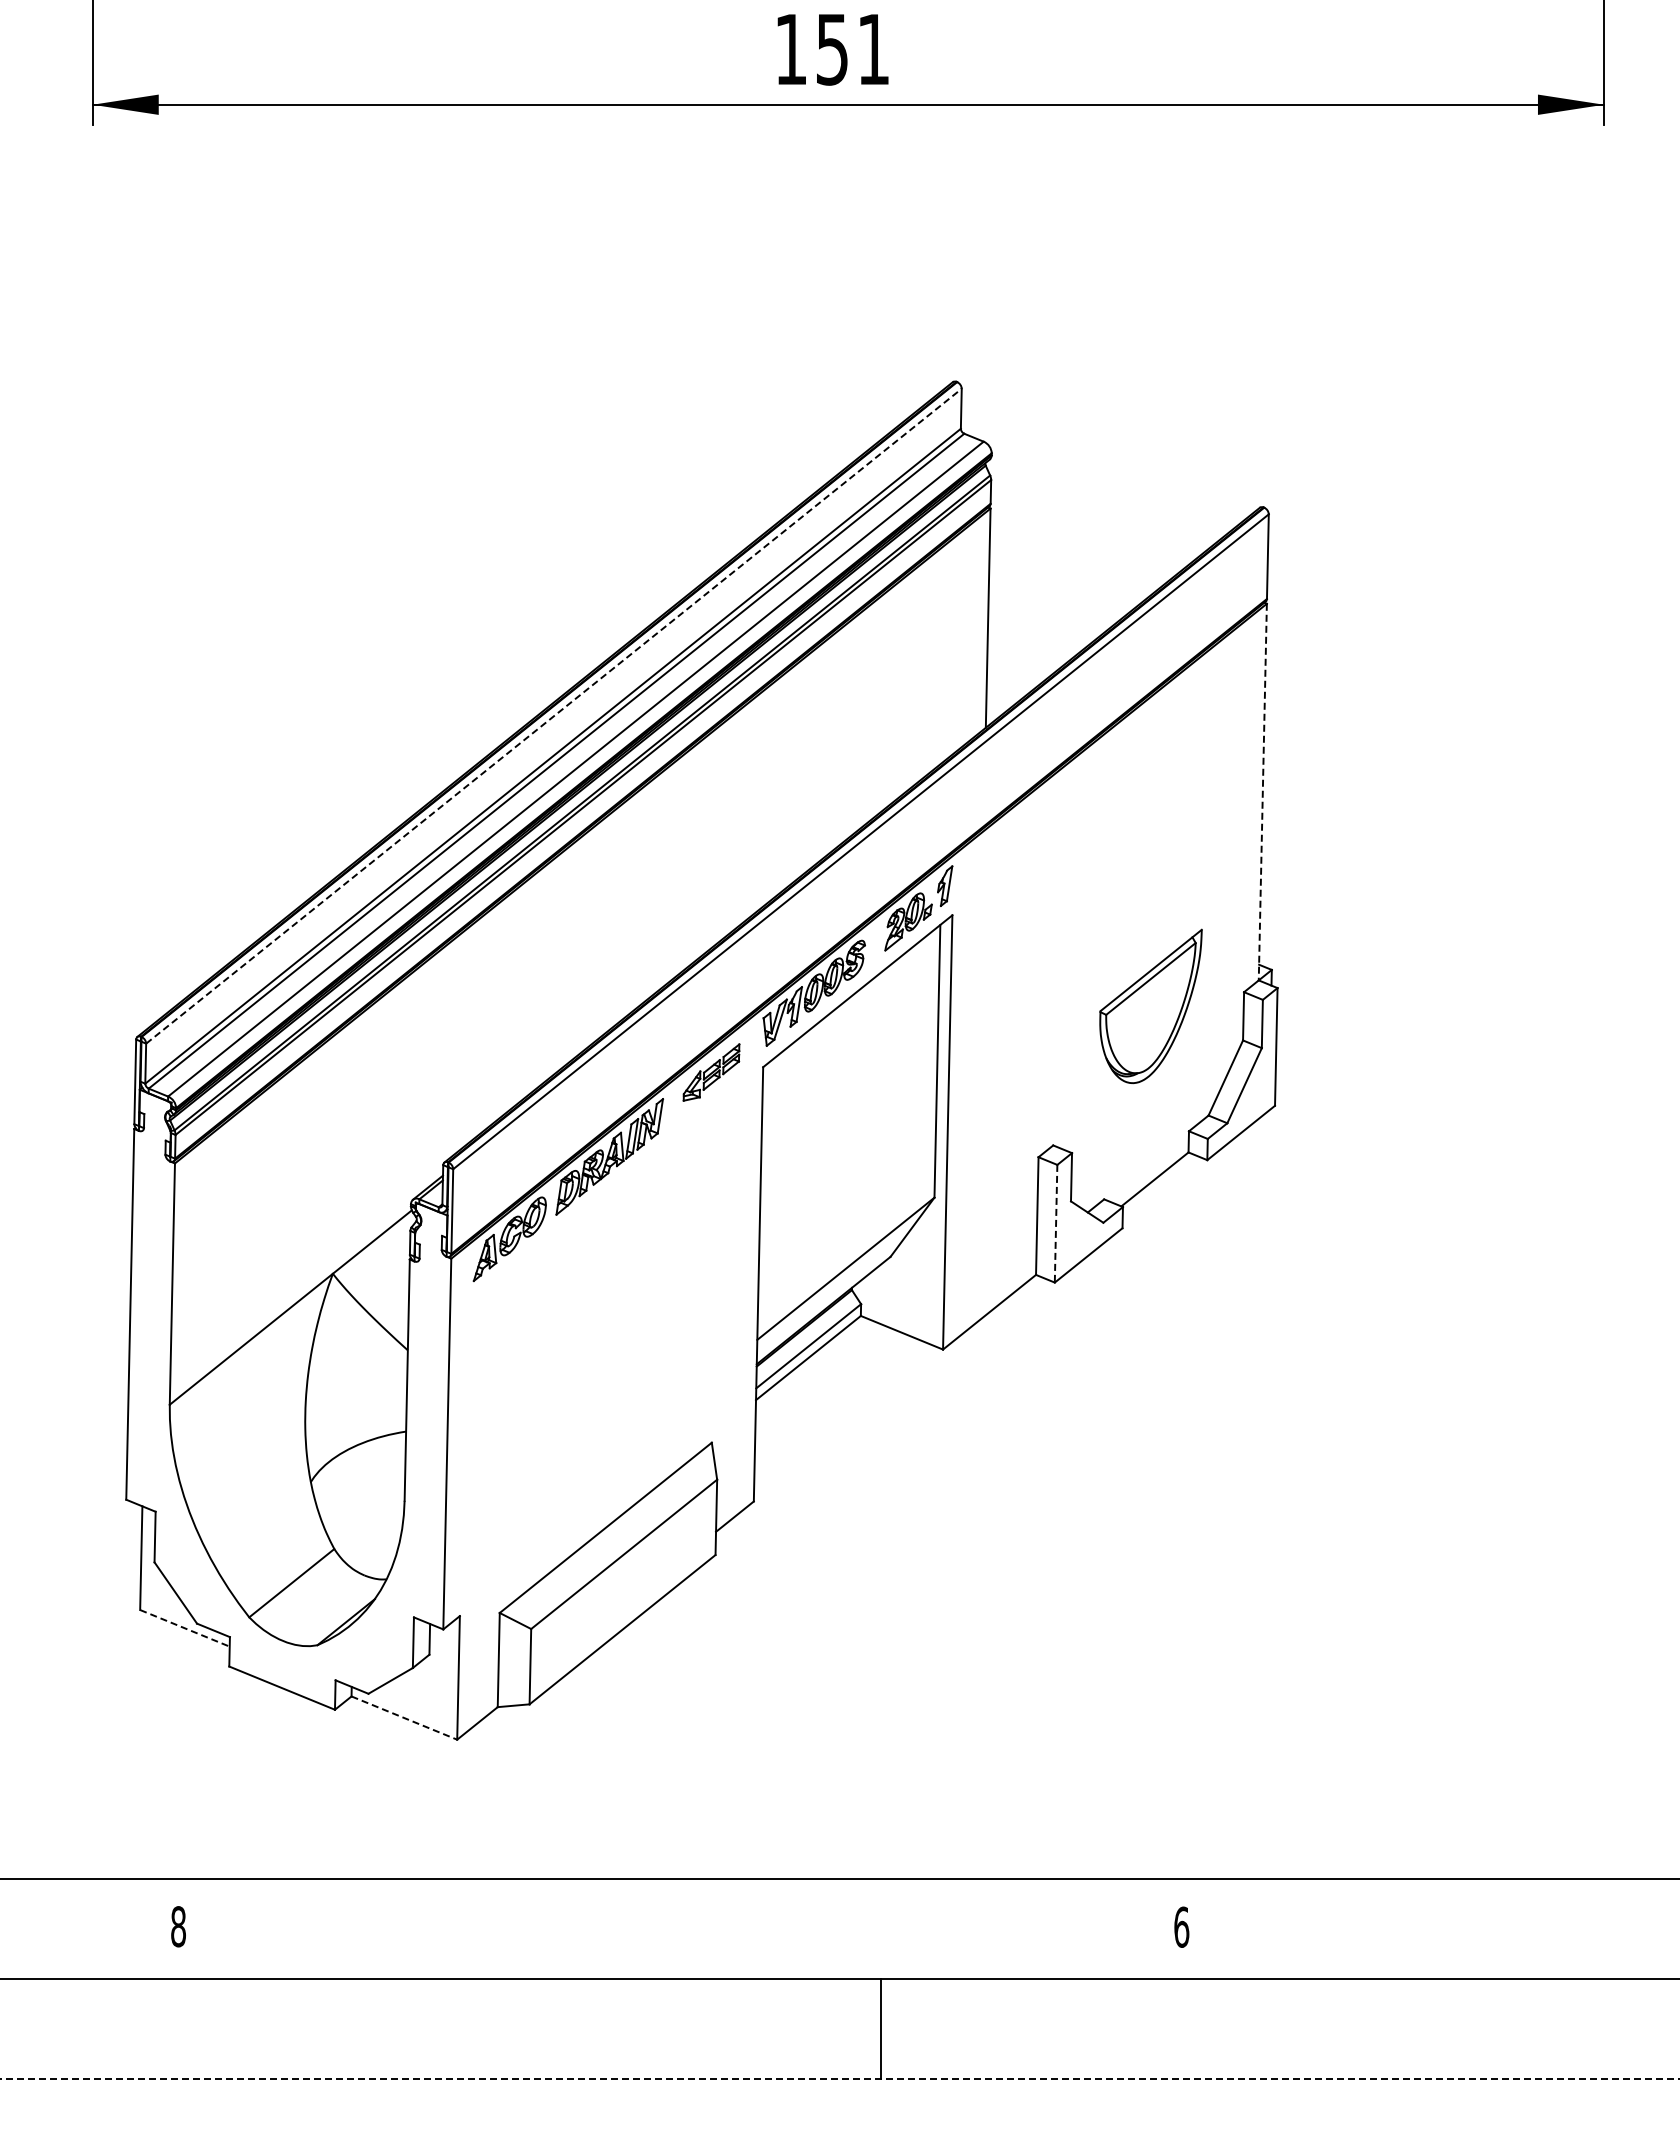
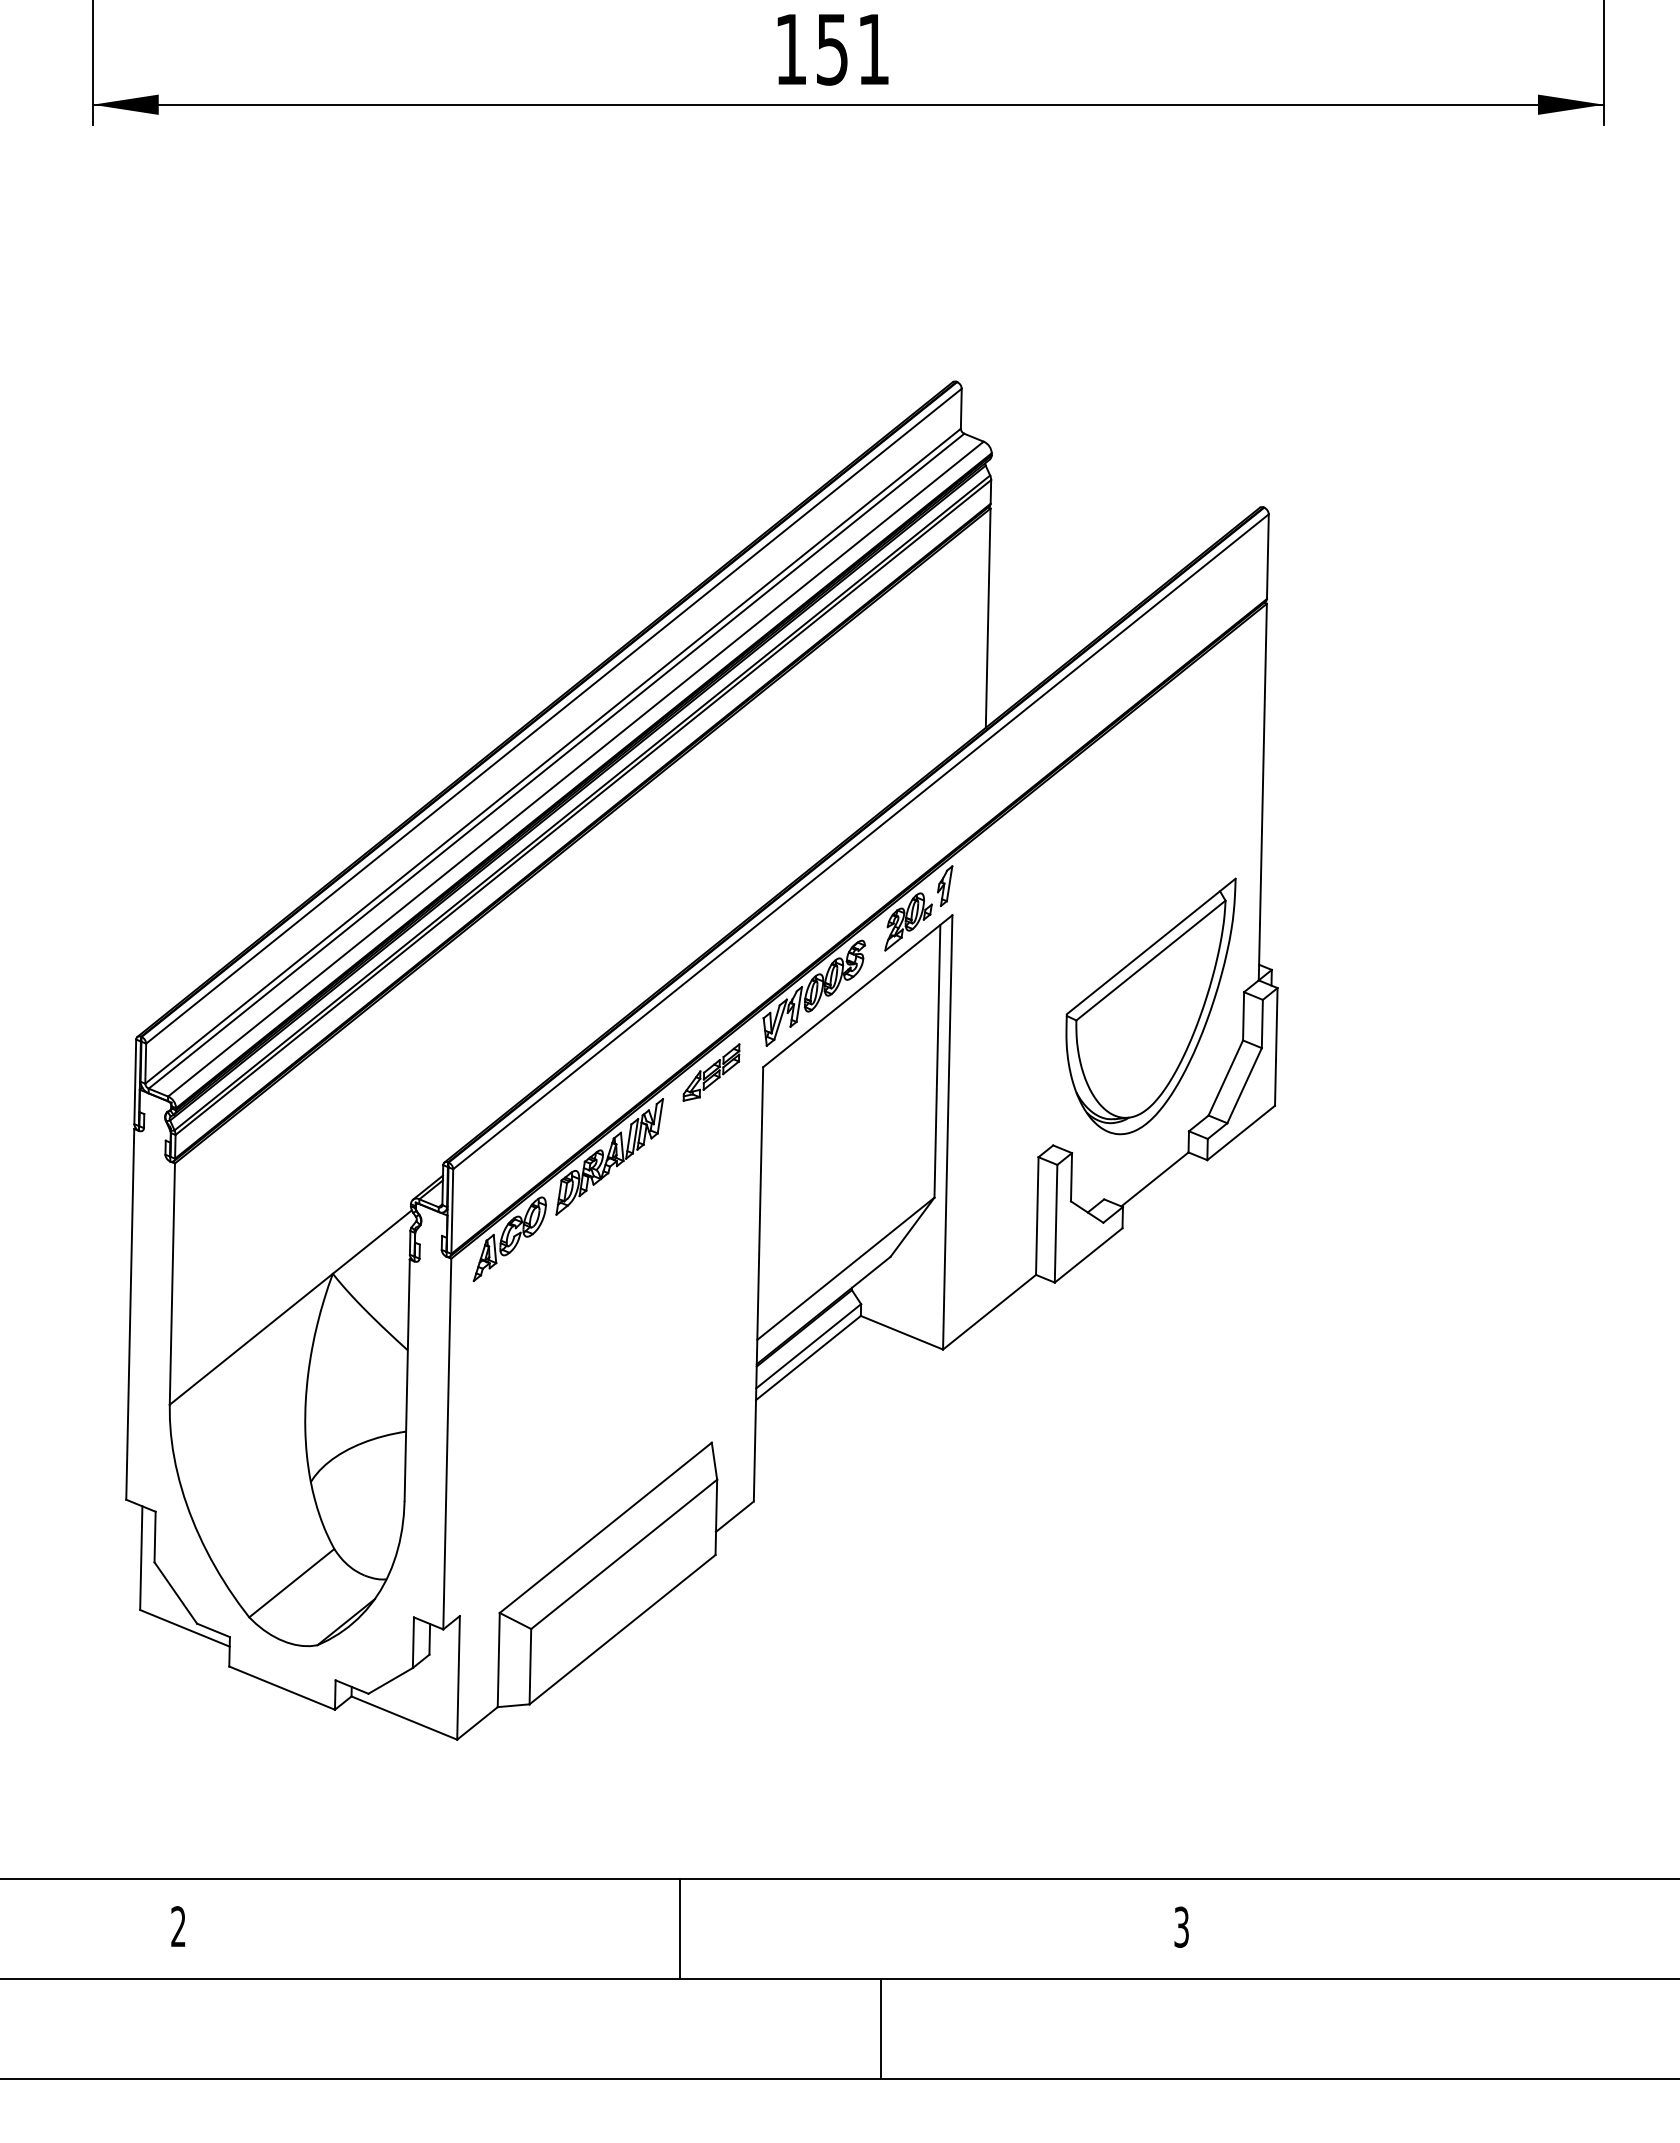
line: dashed -> solid (553, 716)
line: dashed -> solid (1262, 792)
part size: 104x157 px -> 172x259 px (1150, 1006)
line: dashed -> solid (1056, 1223)
line: dashed -> solid (185, 1628)
line: dashed -> solid (404, 1718)
text: 8 -> 2 (178, 1926)
text: 6 -> 3 (1181, 1926)
line: none -> present (680, 1928)
line: dashed -> solid (840, 2078)
